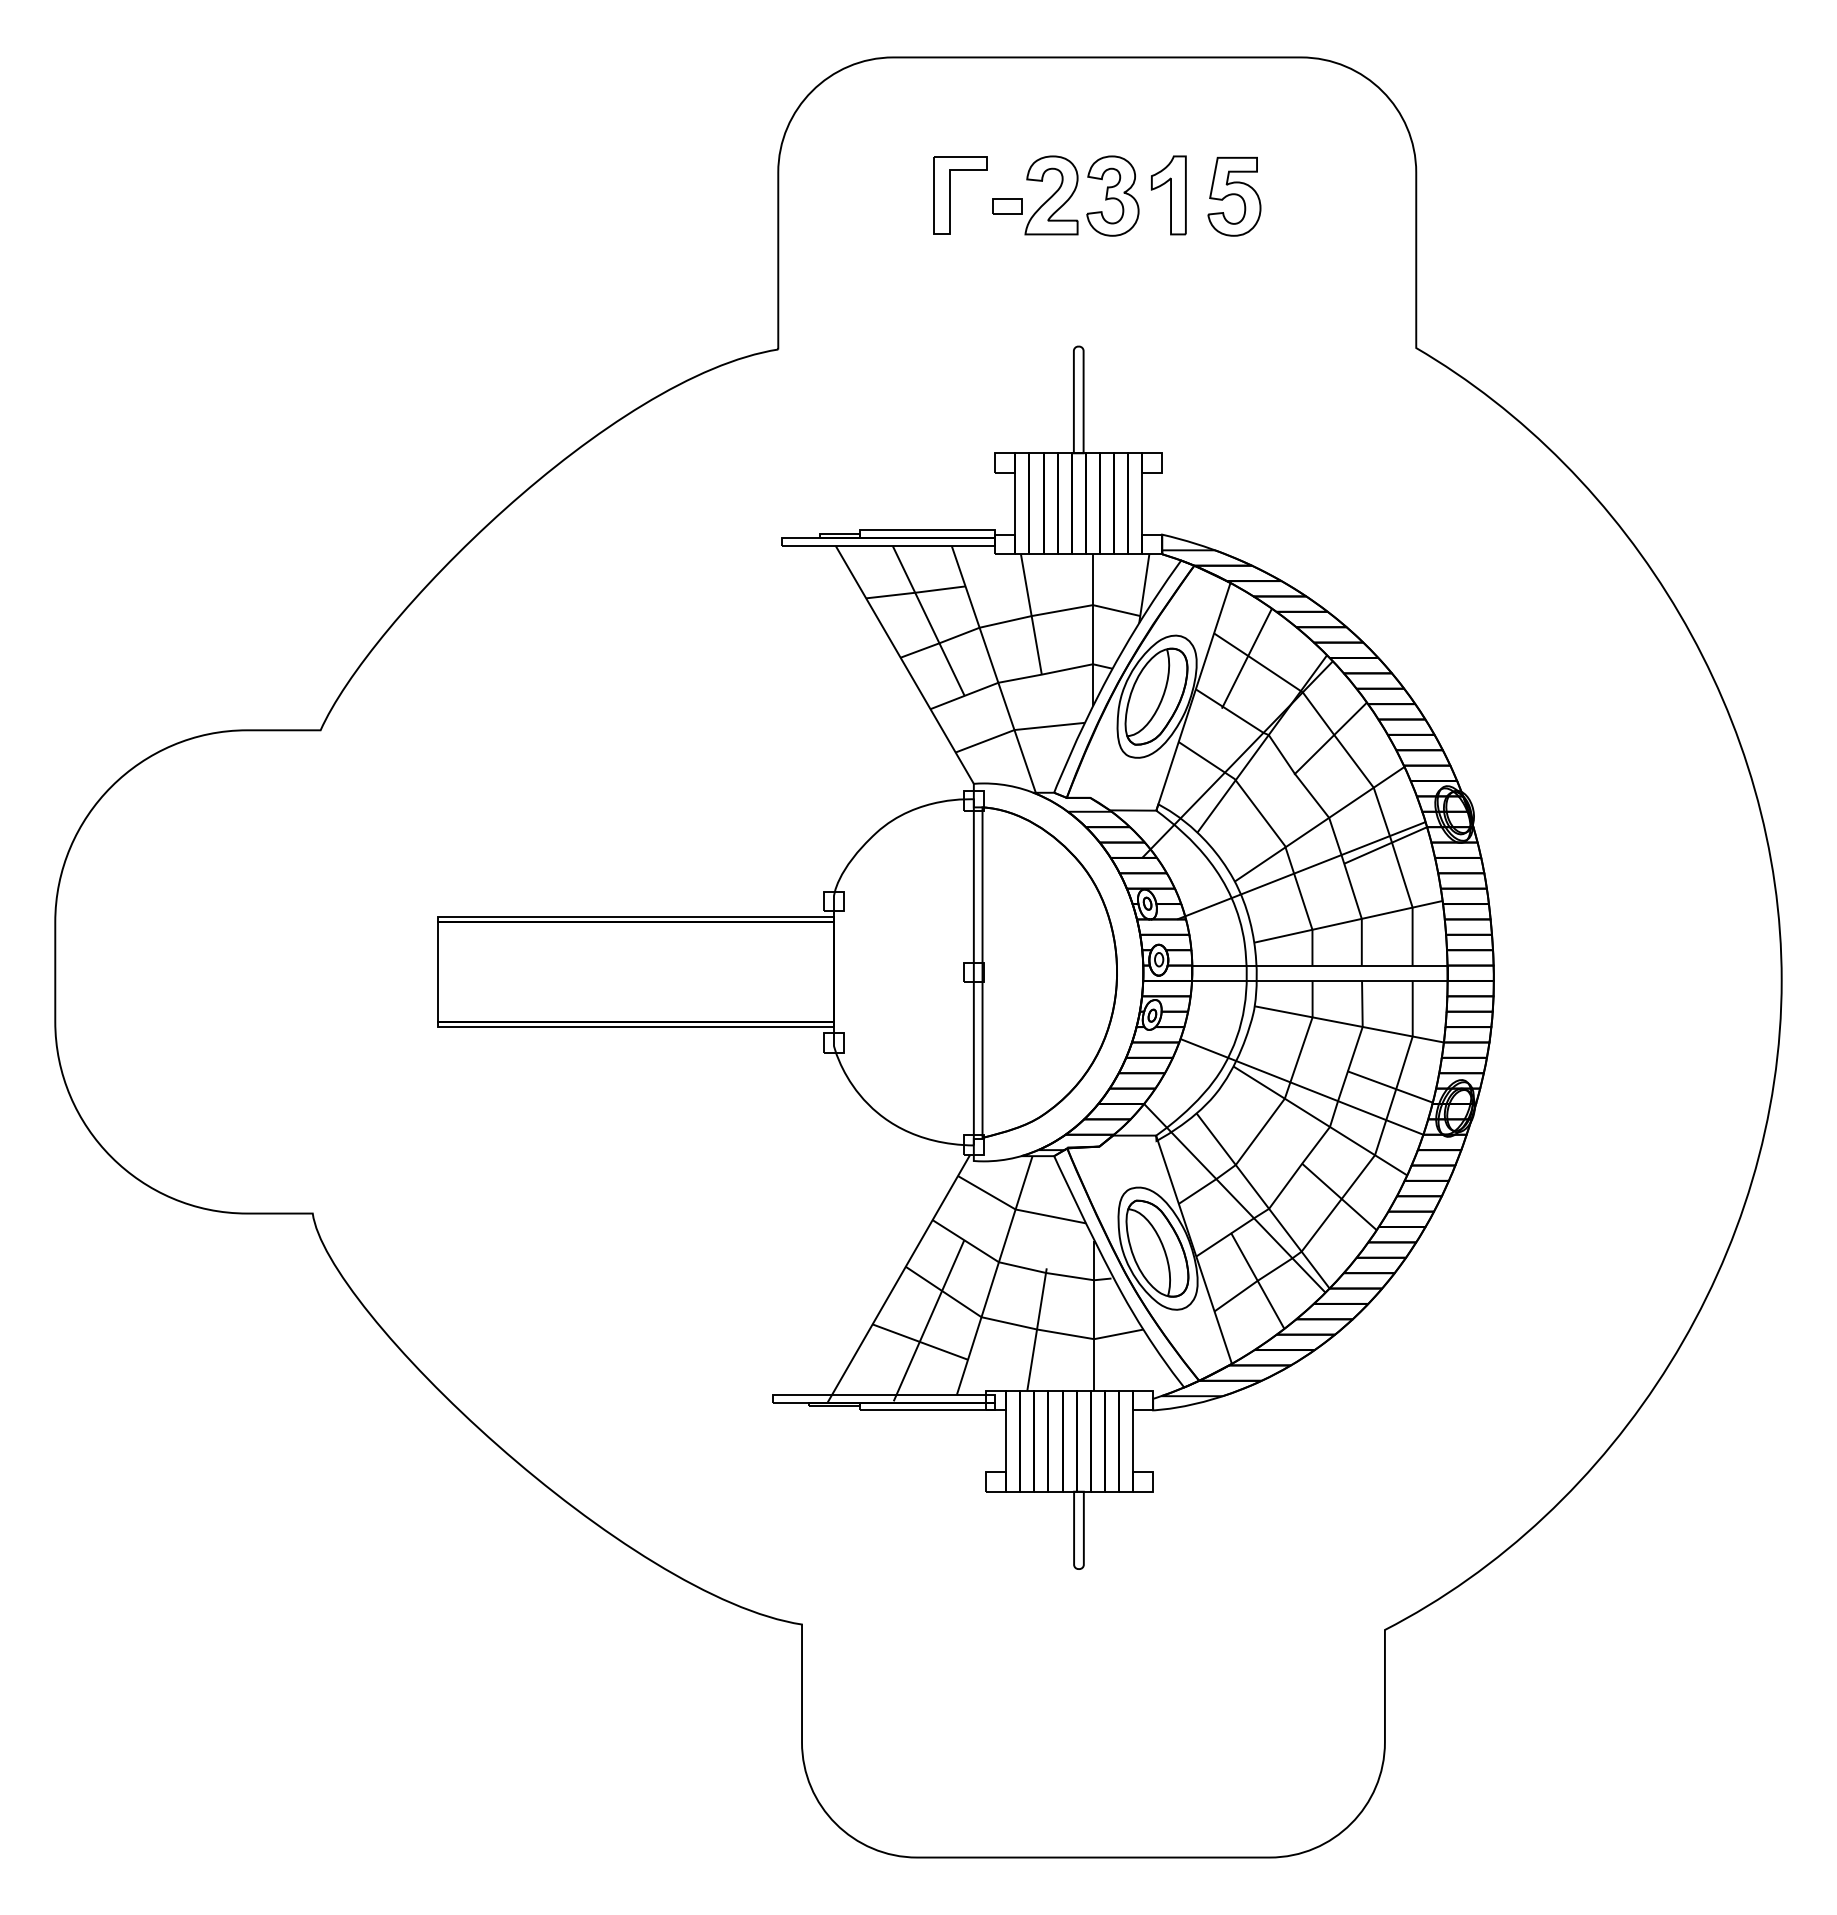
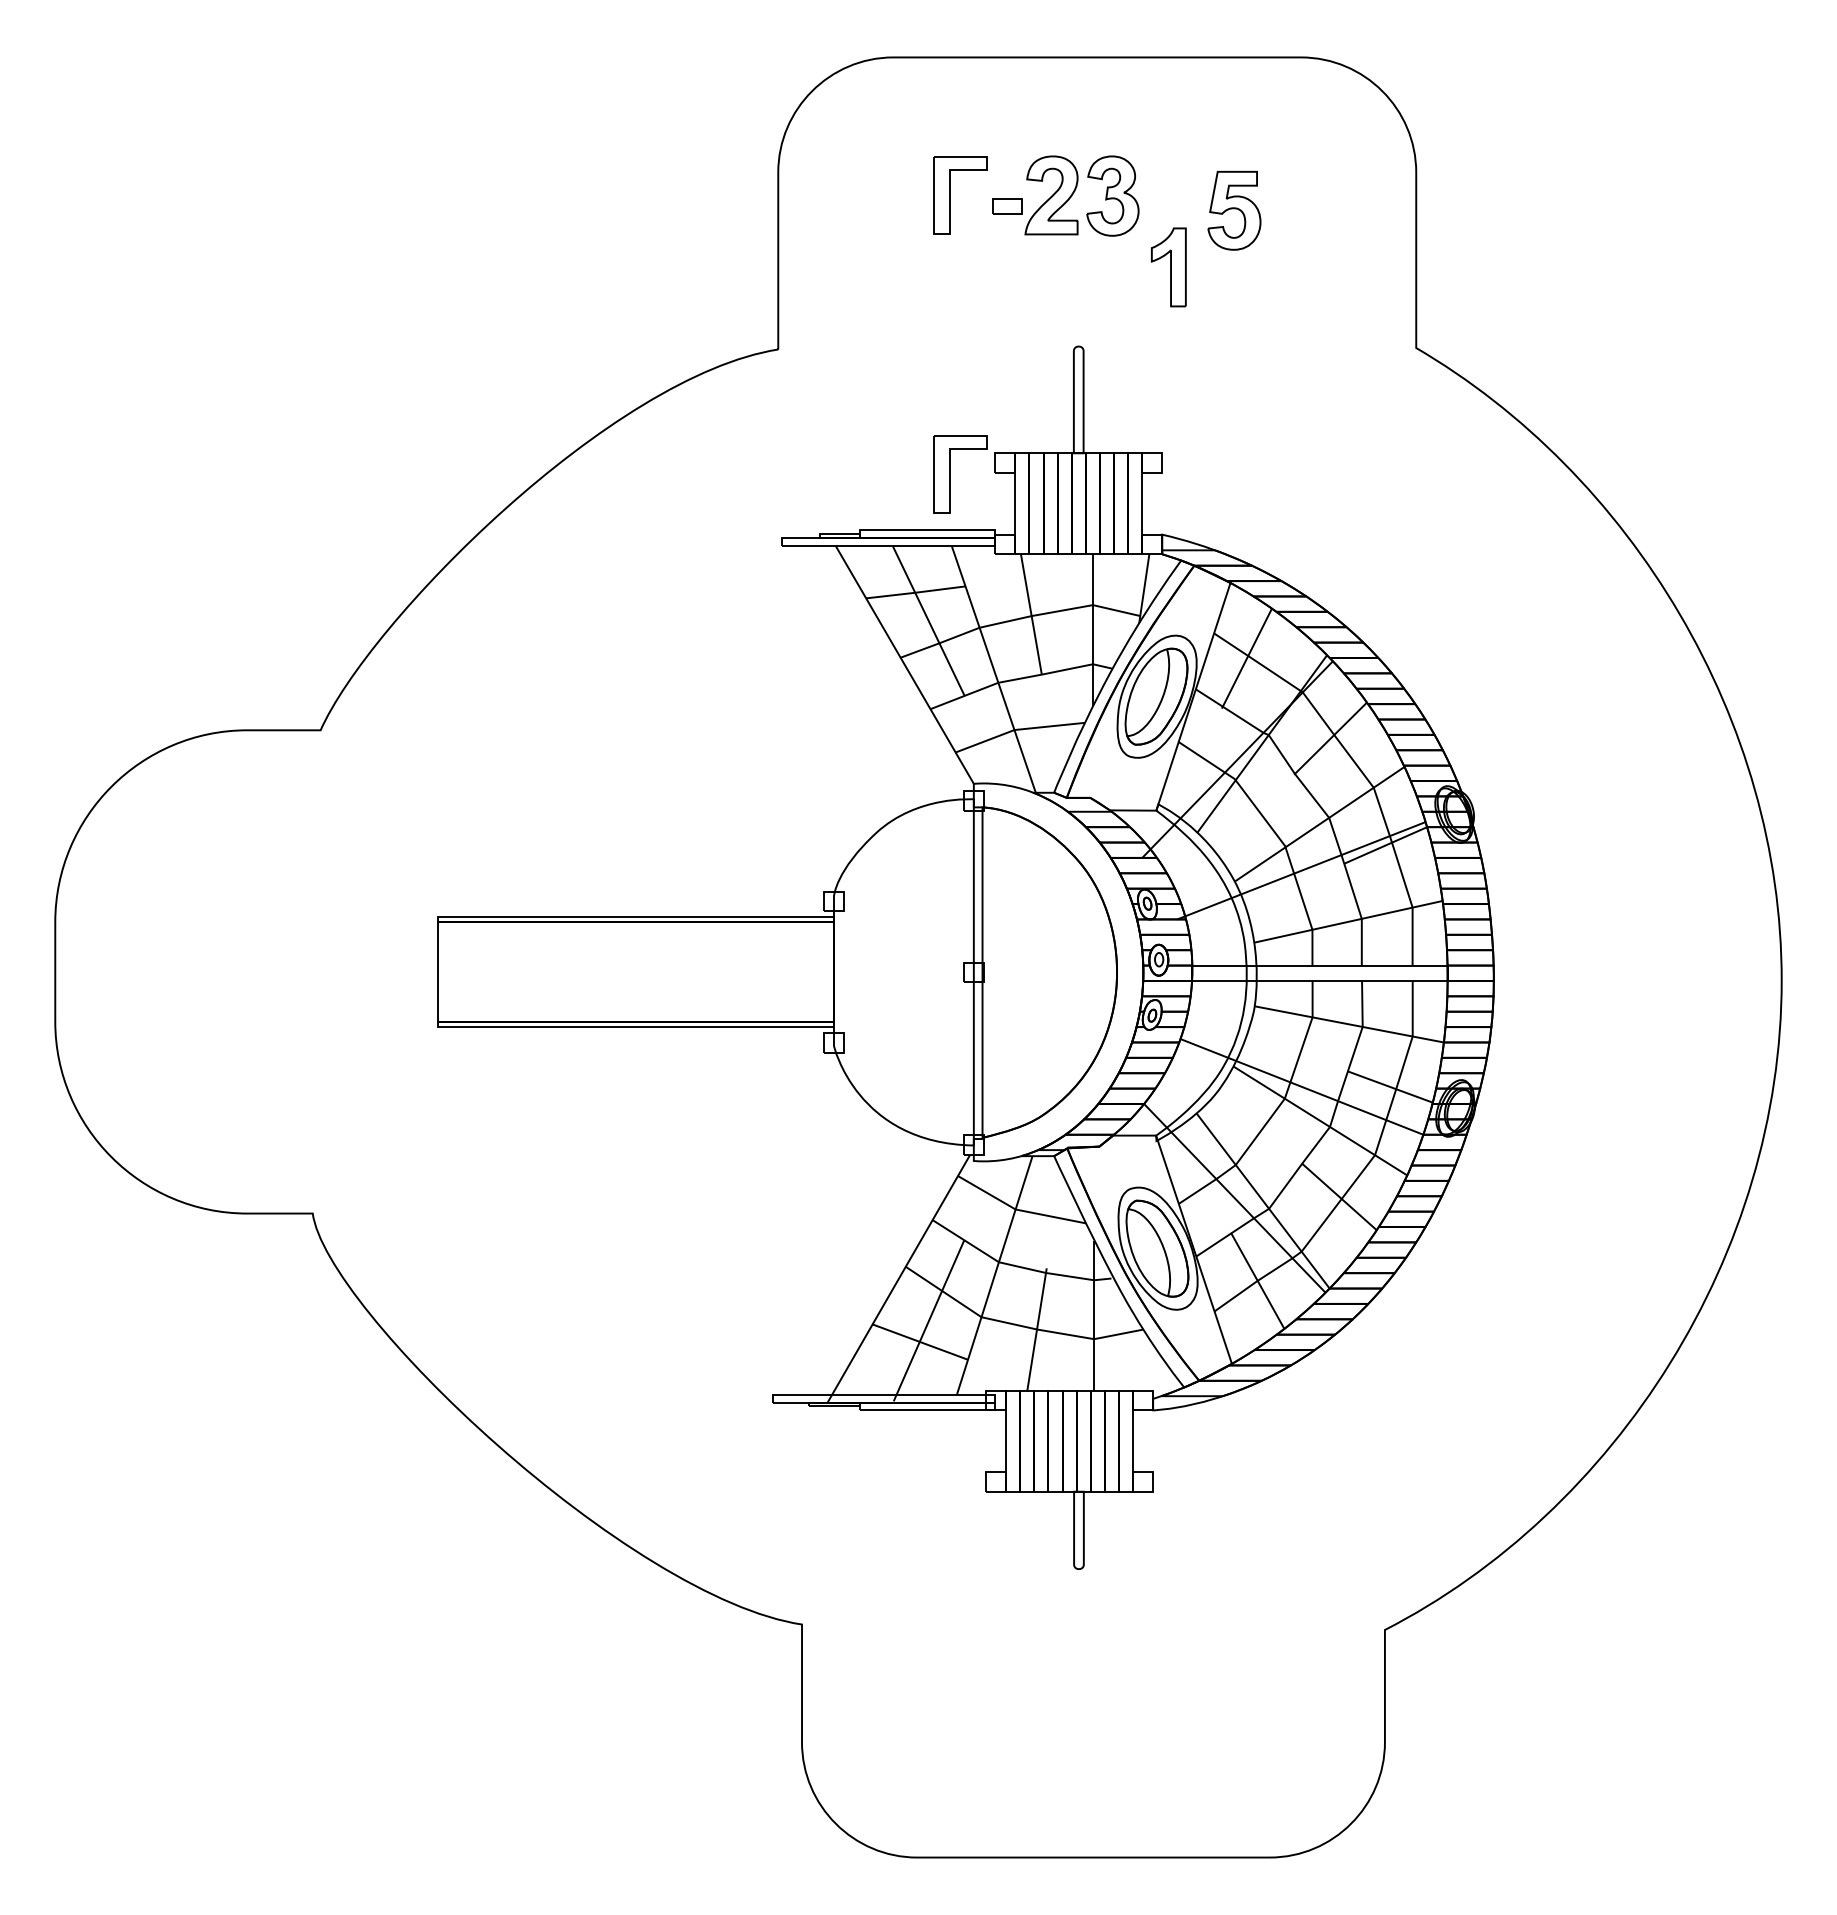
part position: (1168, 195) -> (1168, 267) (1168, 267)
part position: (1234, 196) -> (1234, 210) (1234, 210)
part: none -> present (950, 474)
